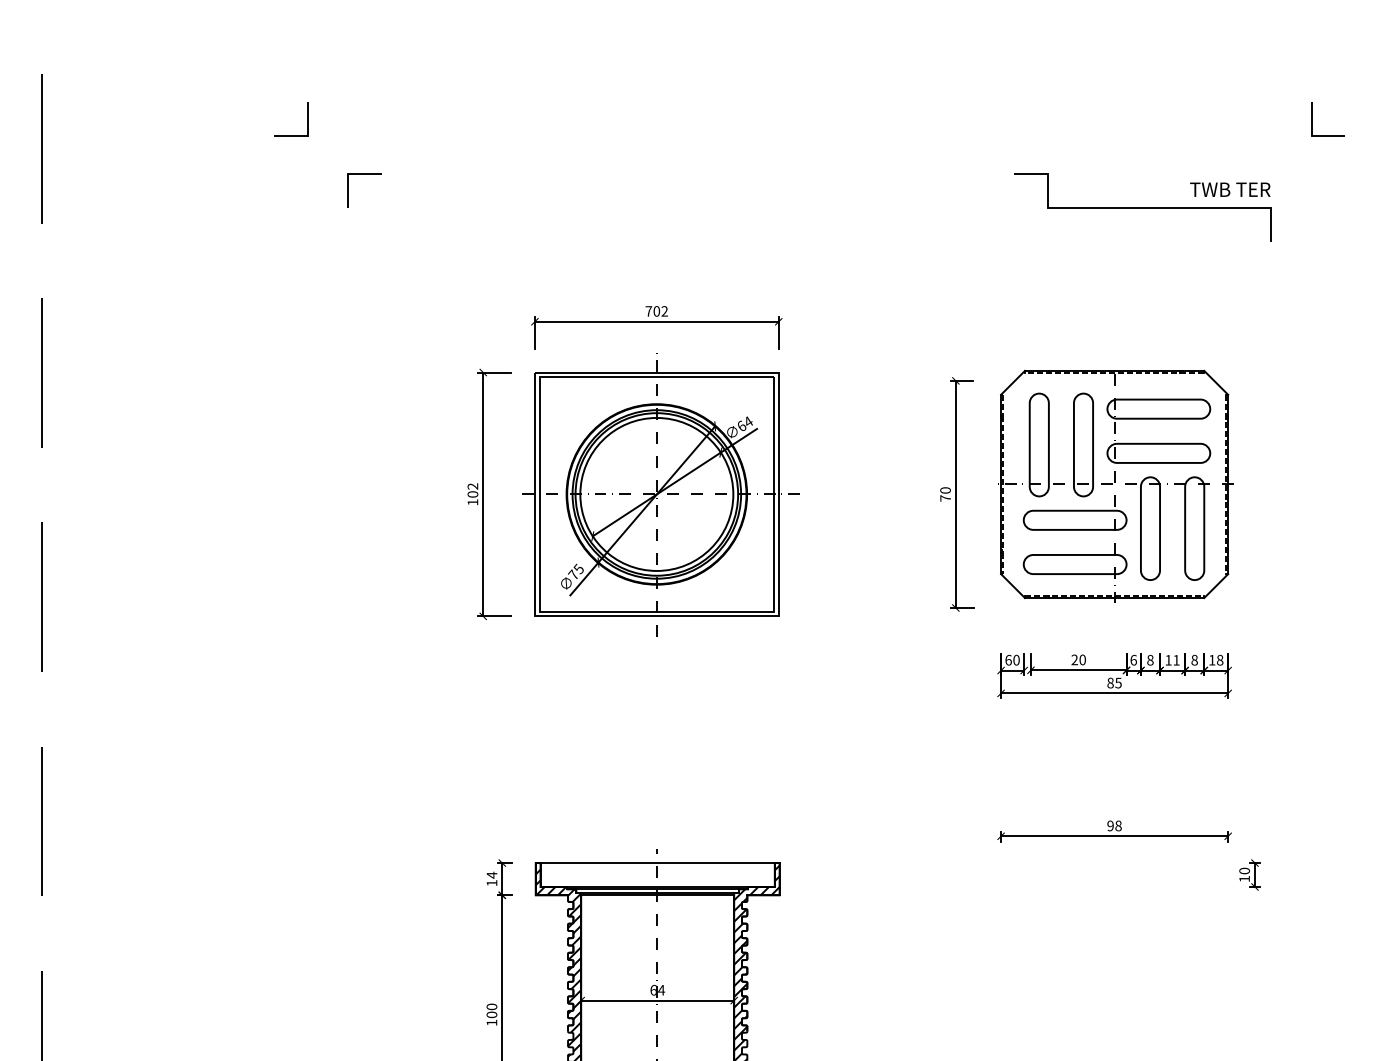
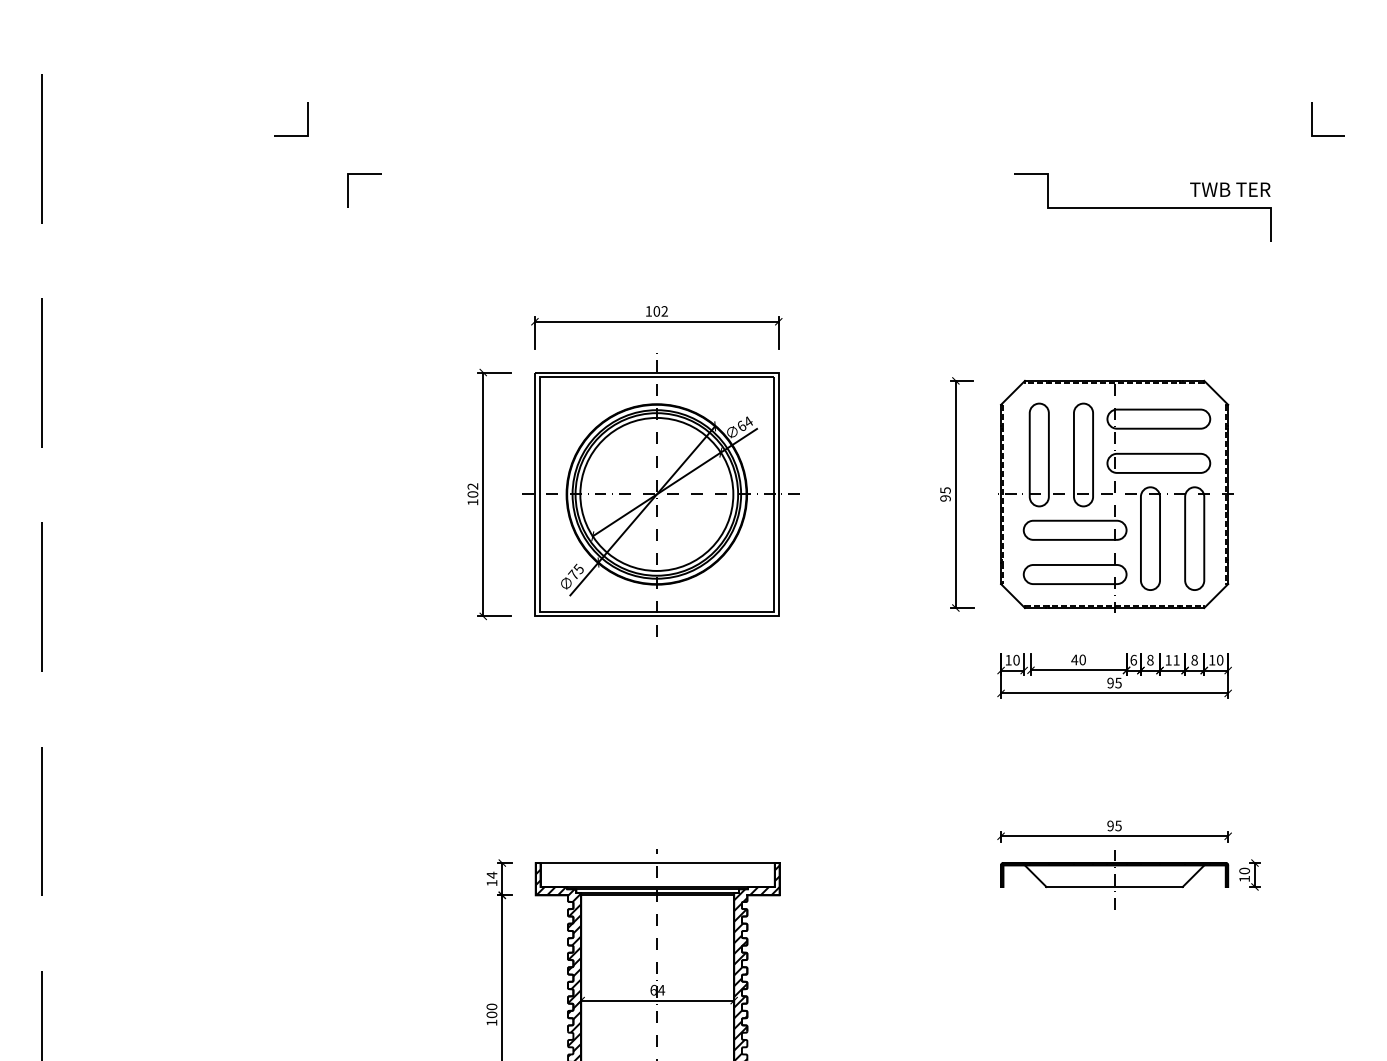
text: 702 -> 102 (648, 311)
part position: (1115, 485) -> (1115, 495) (1115, 495)
text: 70 -> 95 (945, 494)
text: 60 -> 10 (1008, 659)
text: 20 -> 40 (1074, 659)
text: 18 -> 10 (1220, 660)
text: 85 -> 95 (1110, 682)
text: 98 -> 95 (1118, 825)
part: none -> present (1114, 879)
